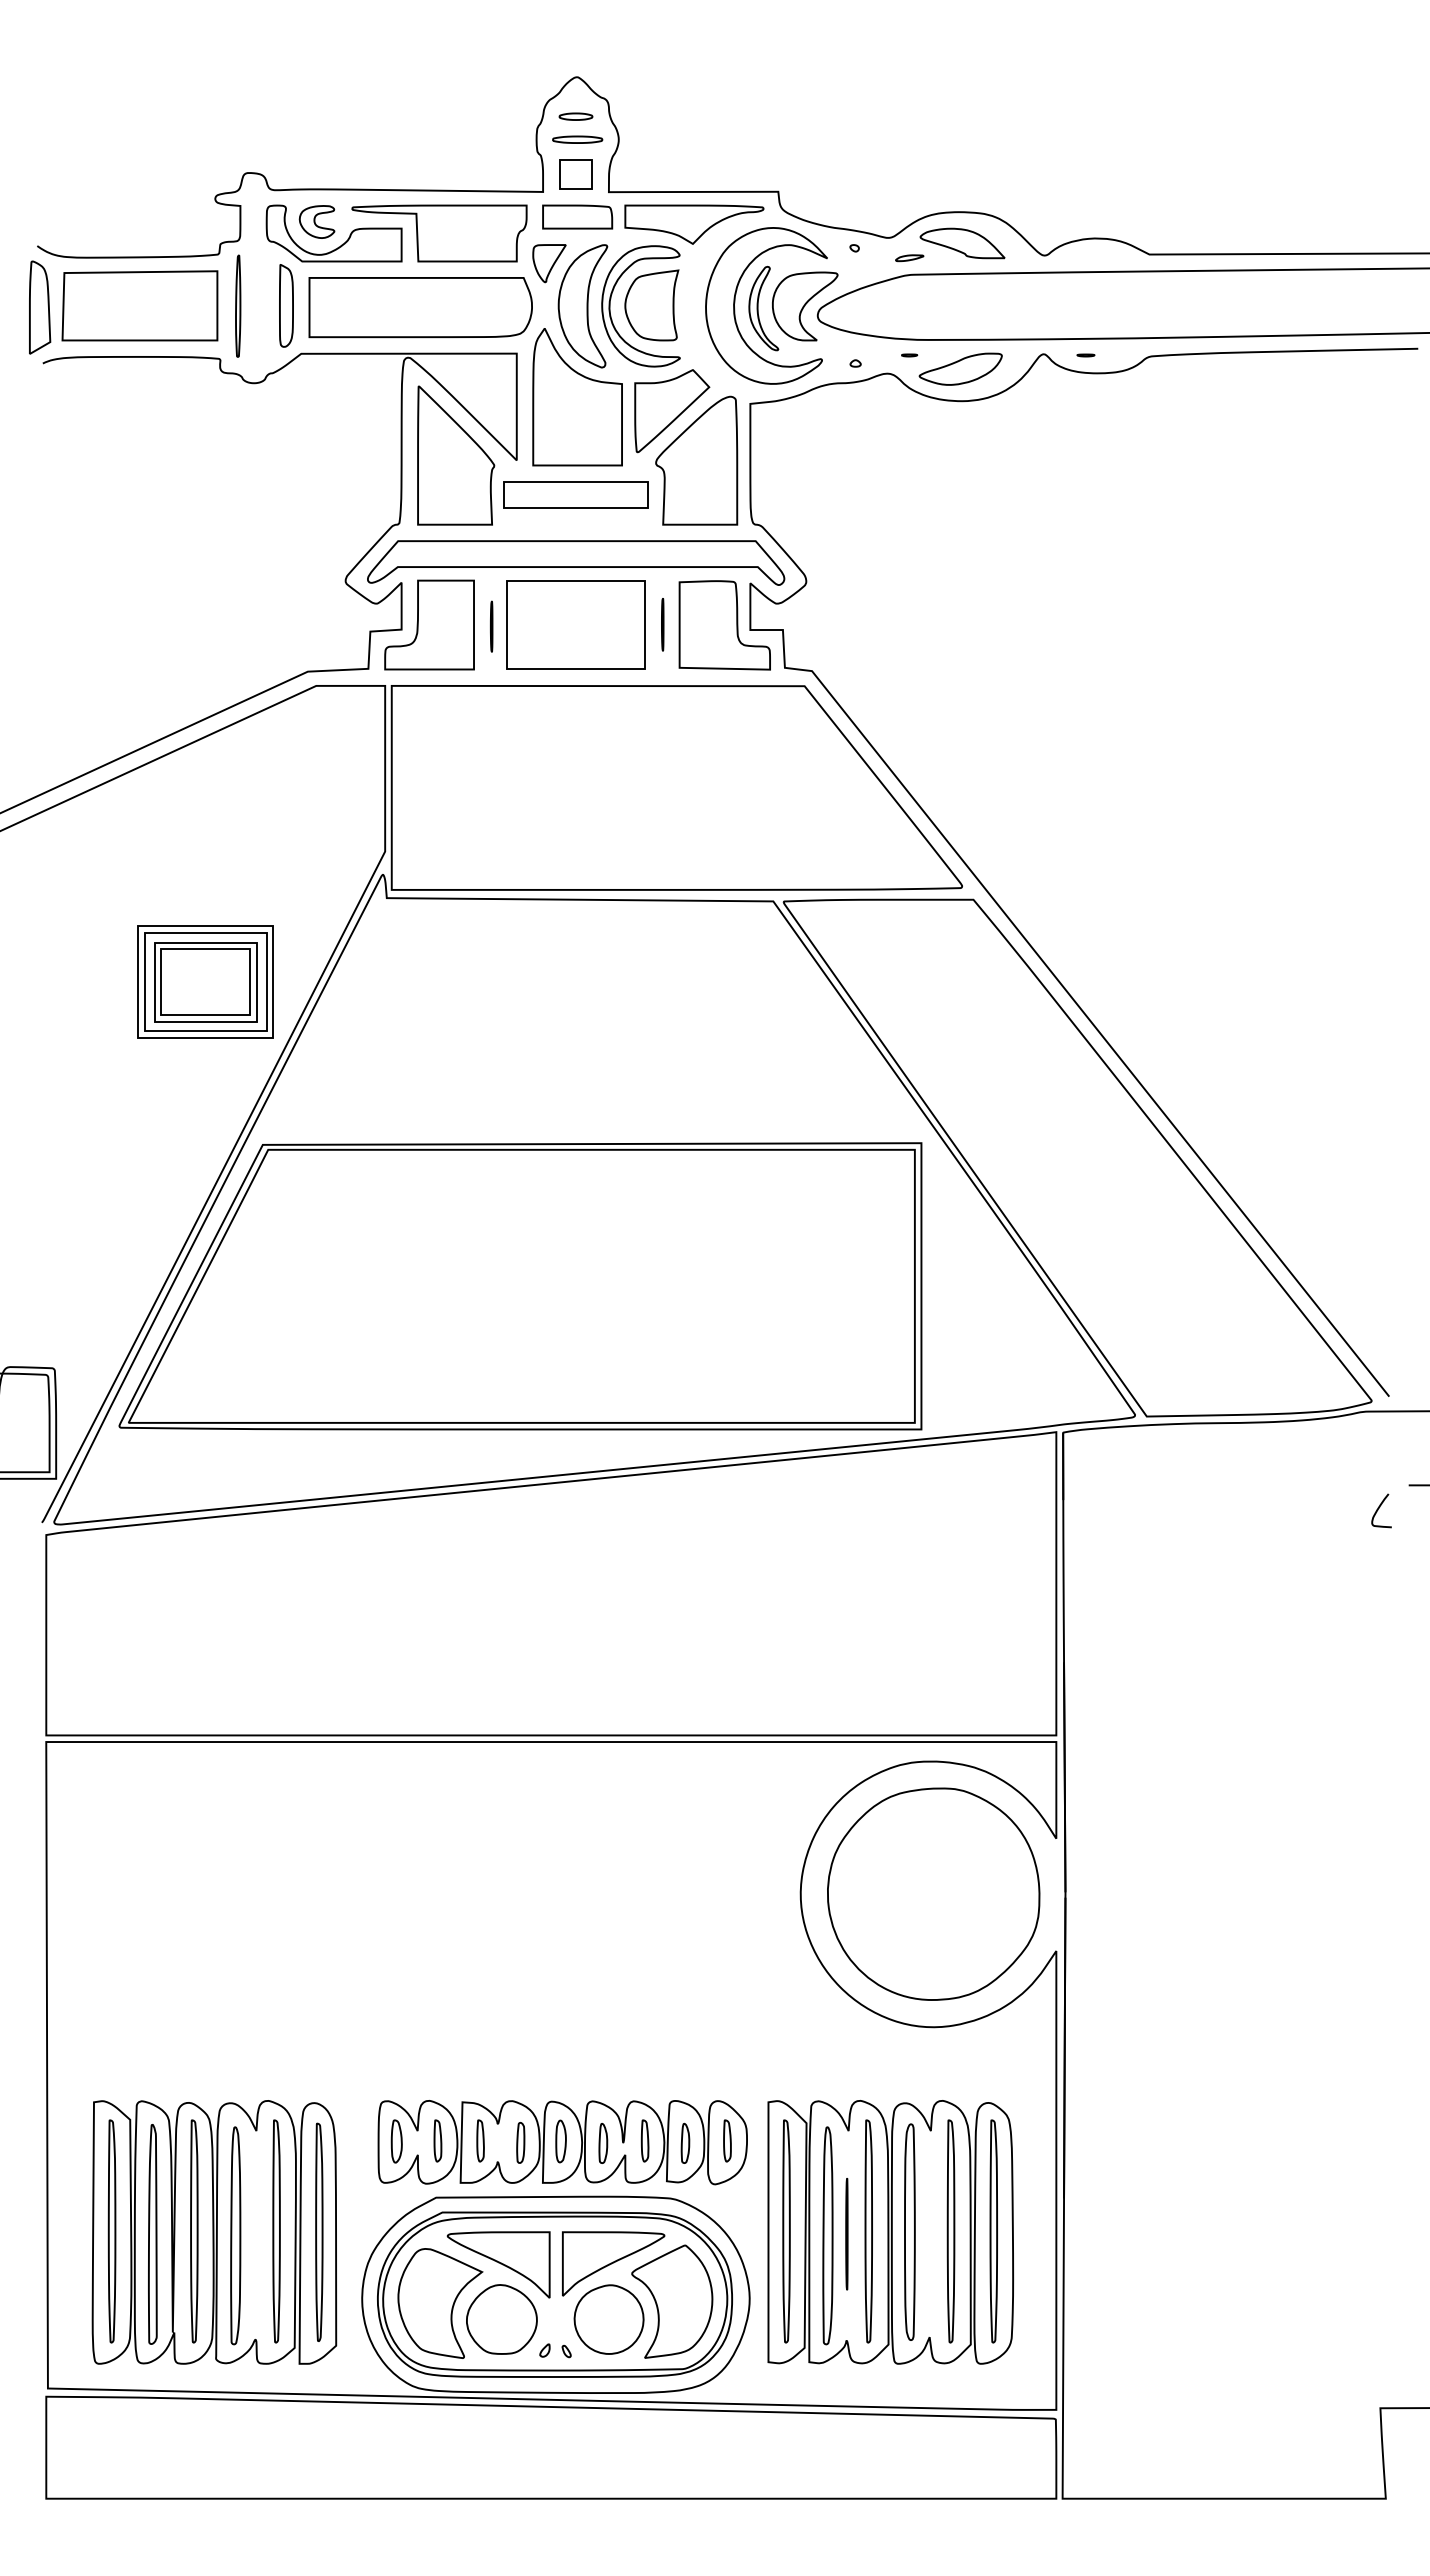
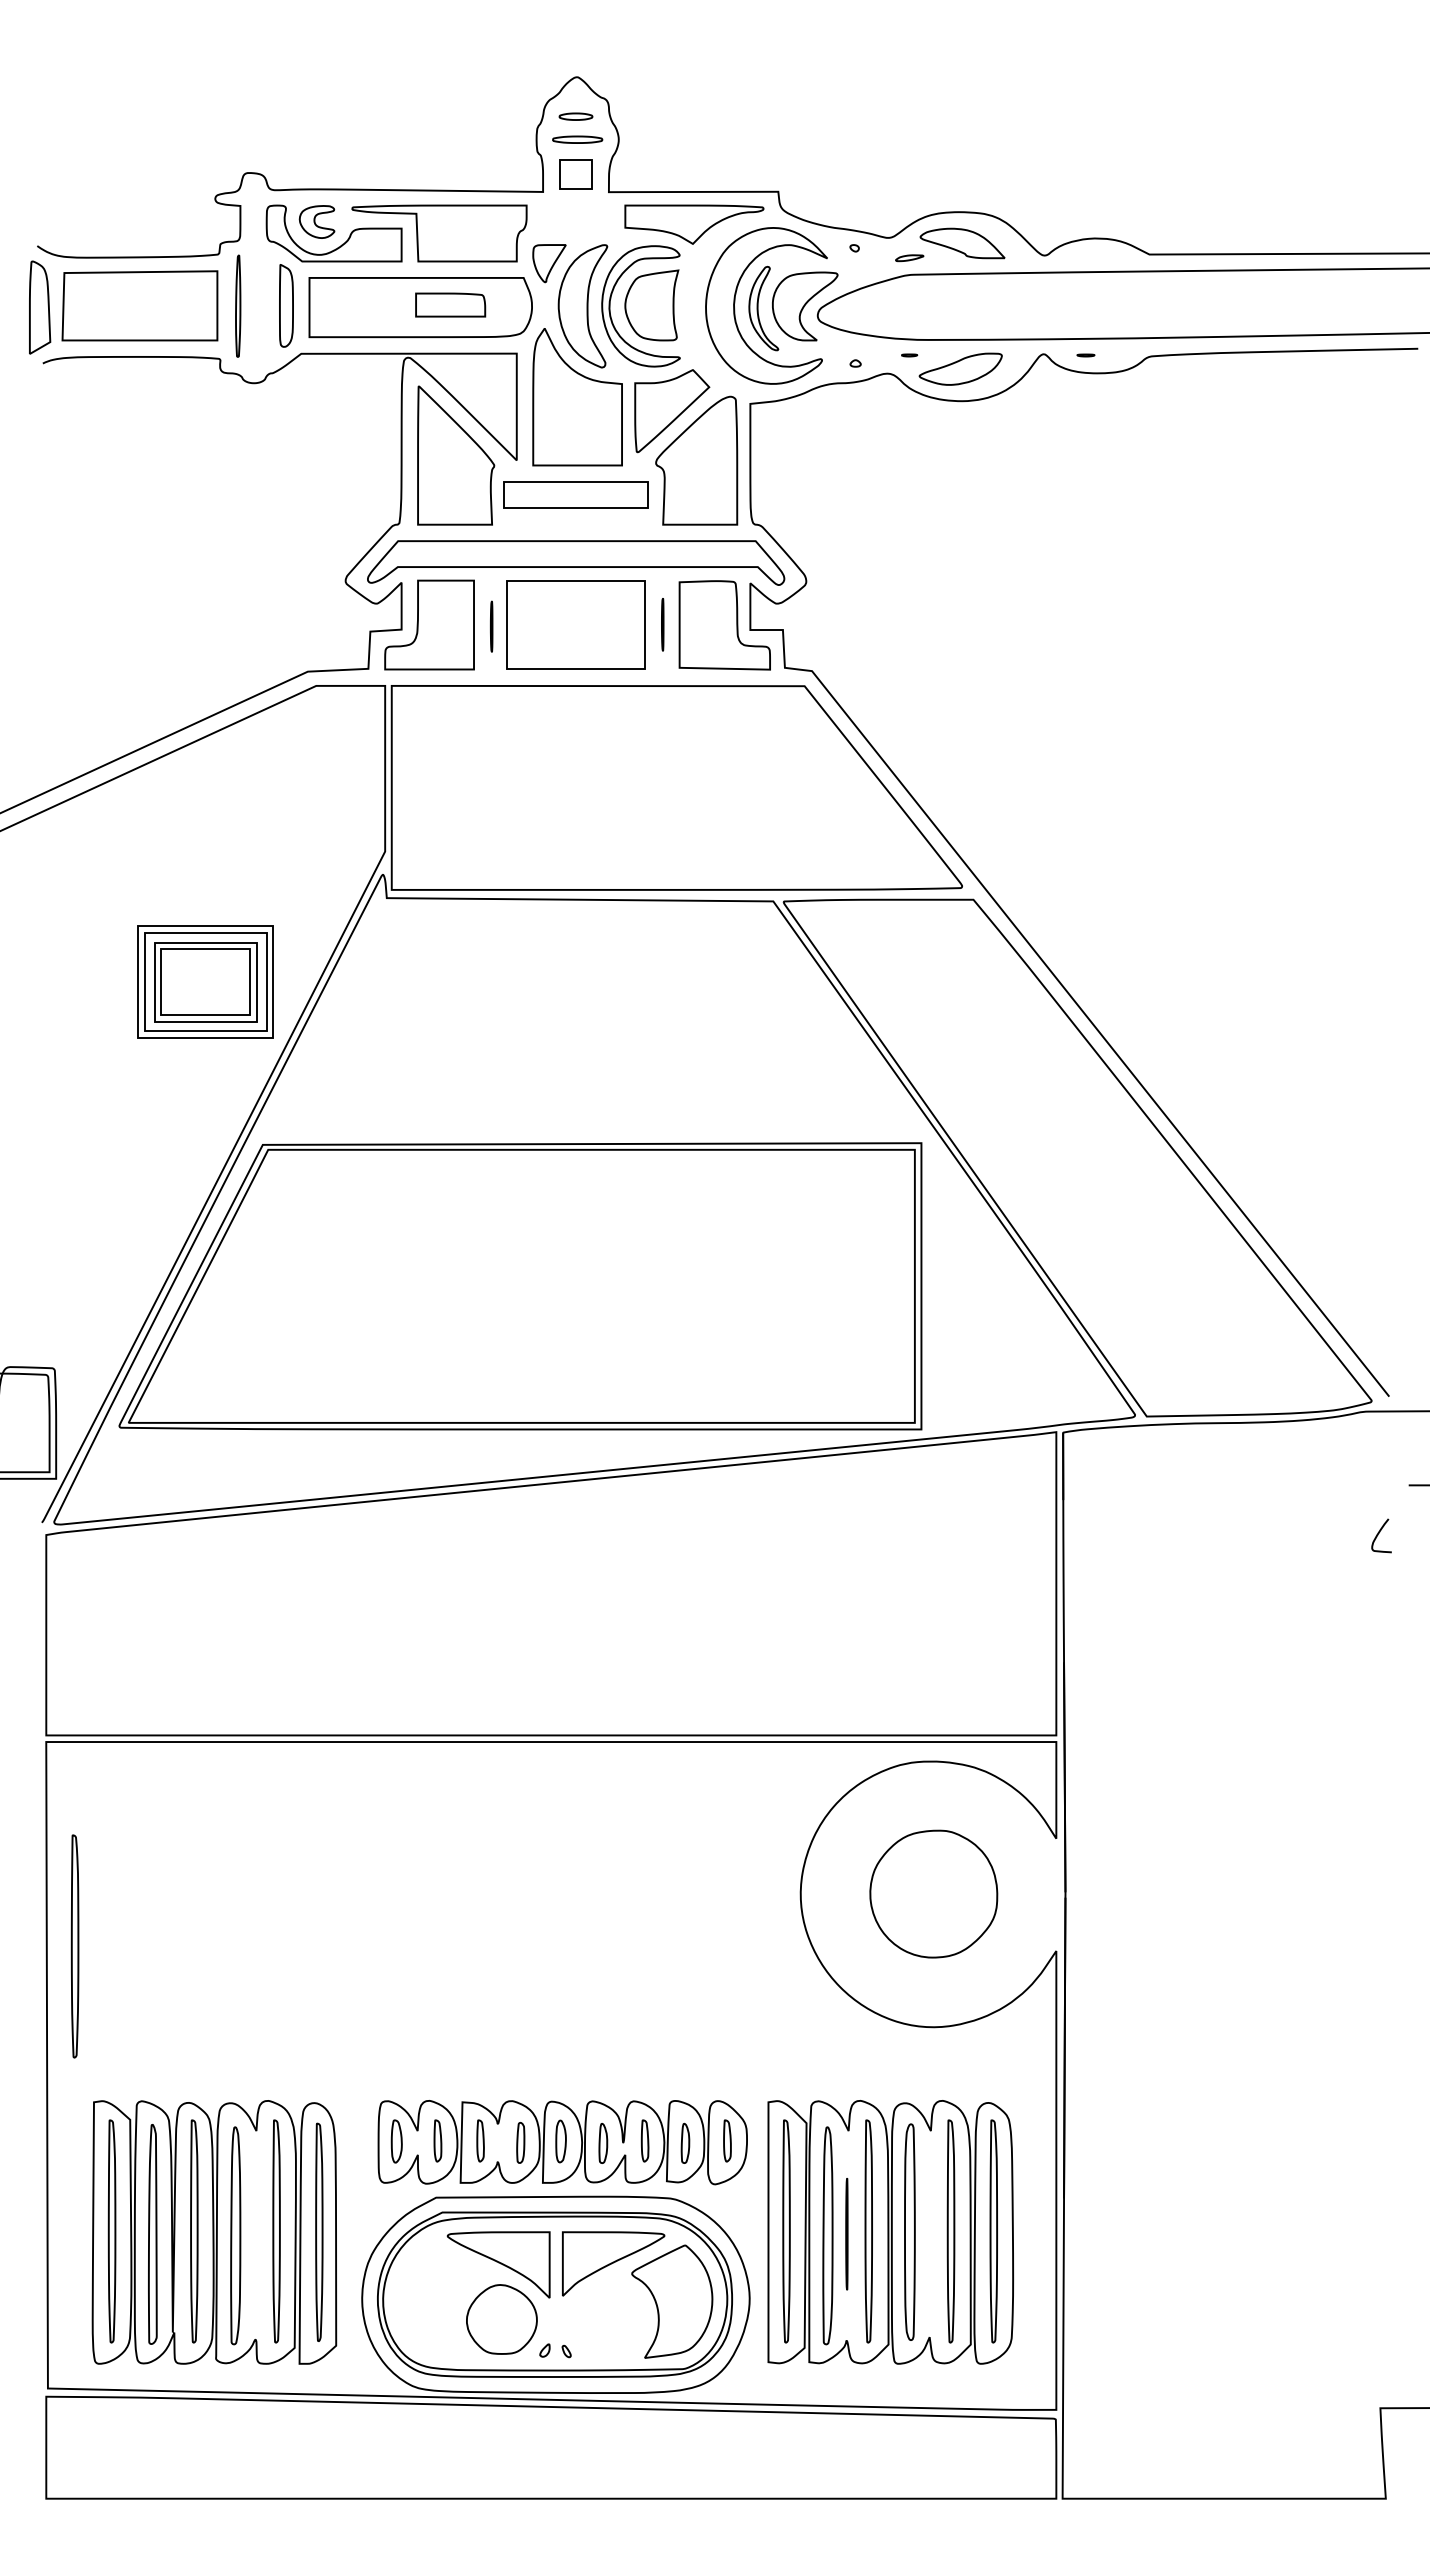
part position: (577, 216) -> (450, 304) (450, 304)
curve position: (1379, 1508) -> (1379, 1533) (1379, 1533)
part size: 214x214 px -> 130x130 px (933, 1893)
part: none -> present (74, 1946)
part: present -> none (440, 2303)
part: present -> none (608, 2319)
